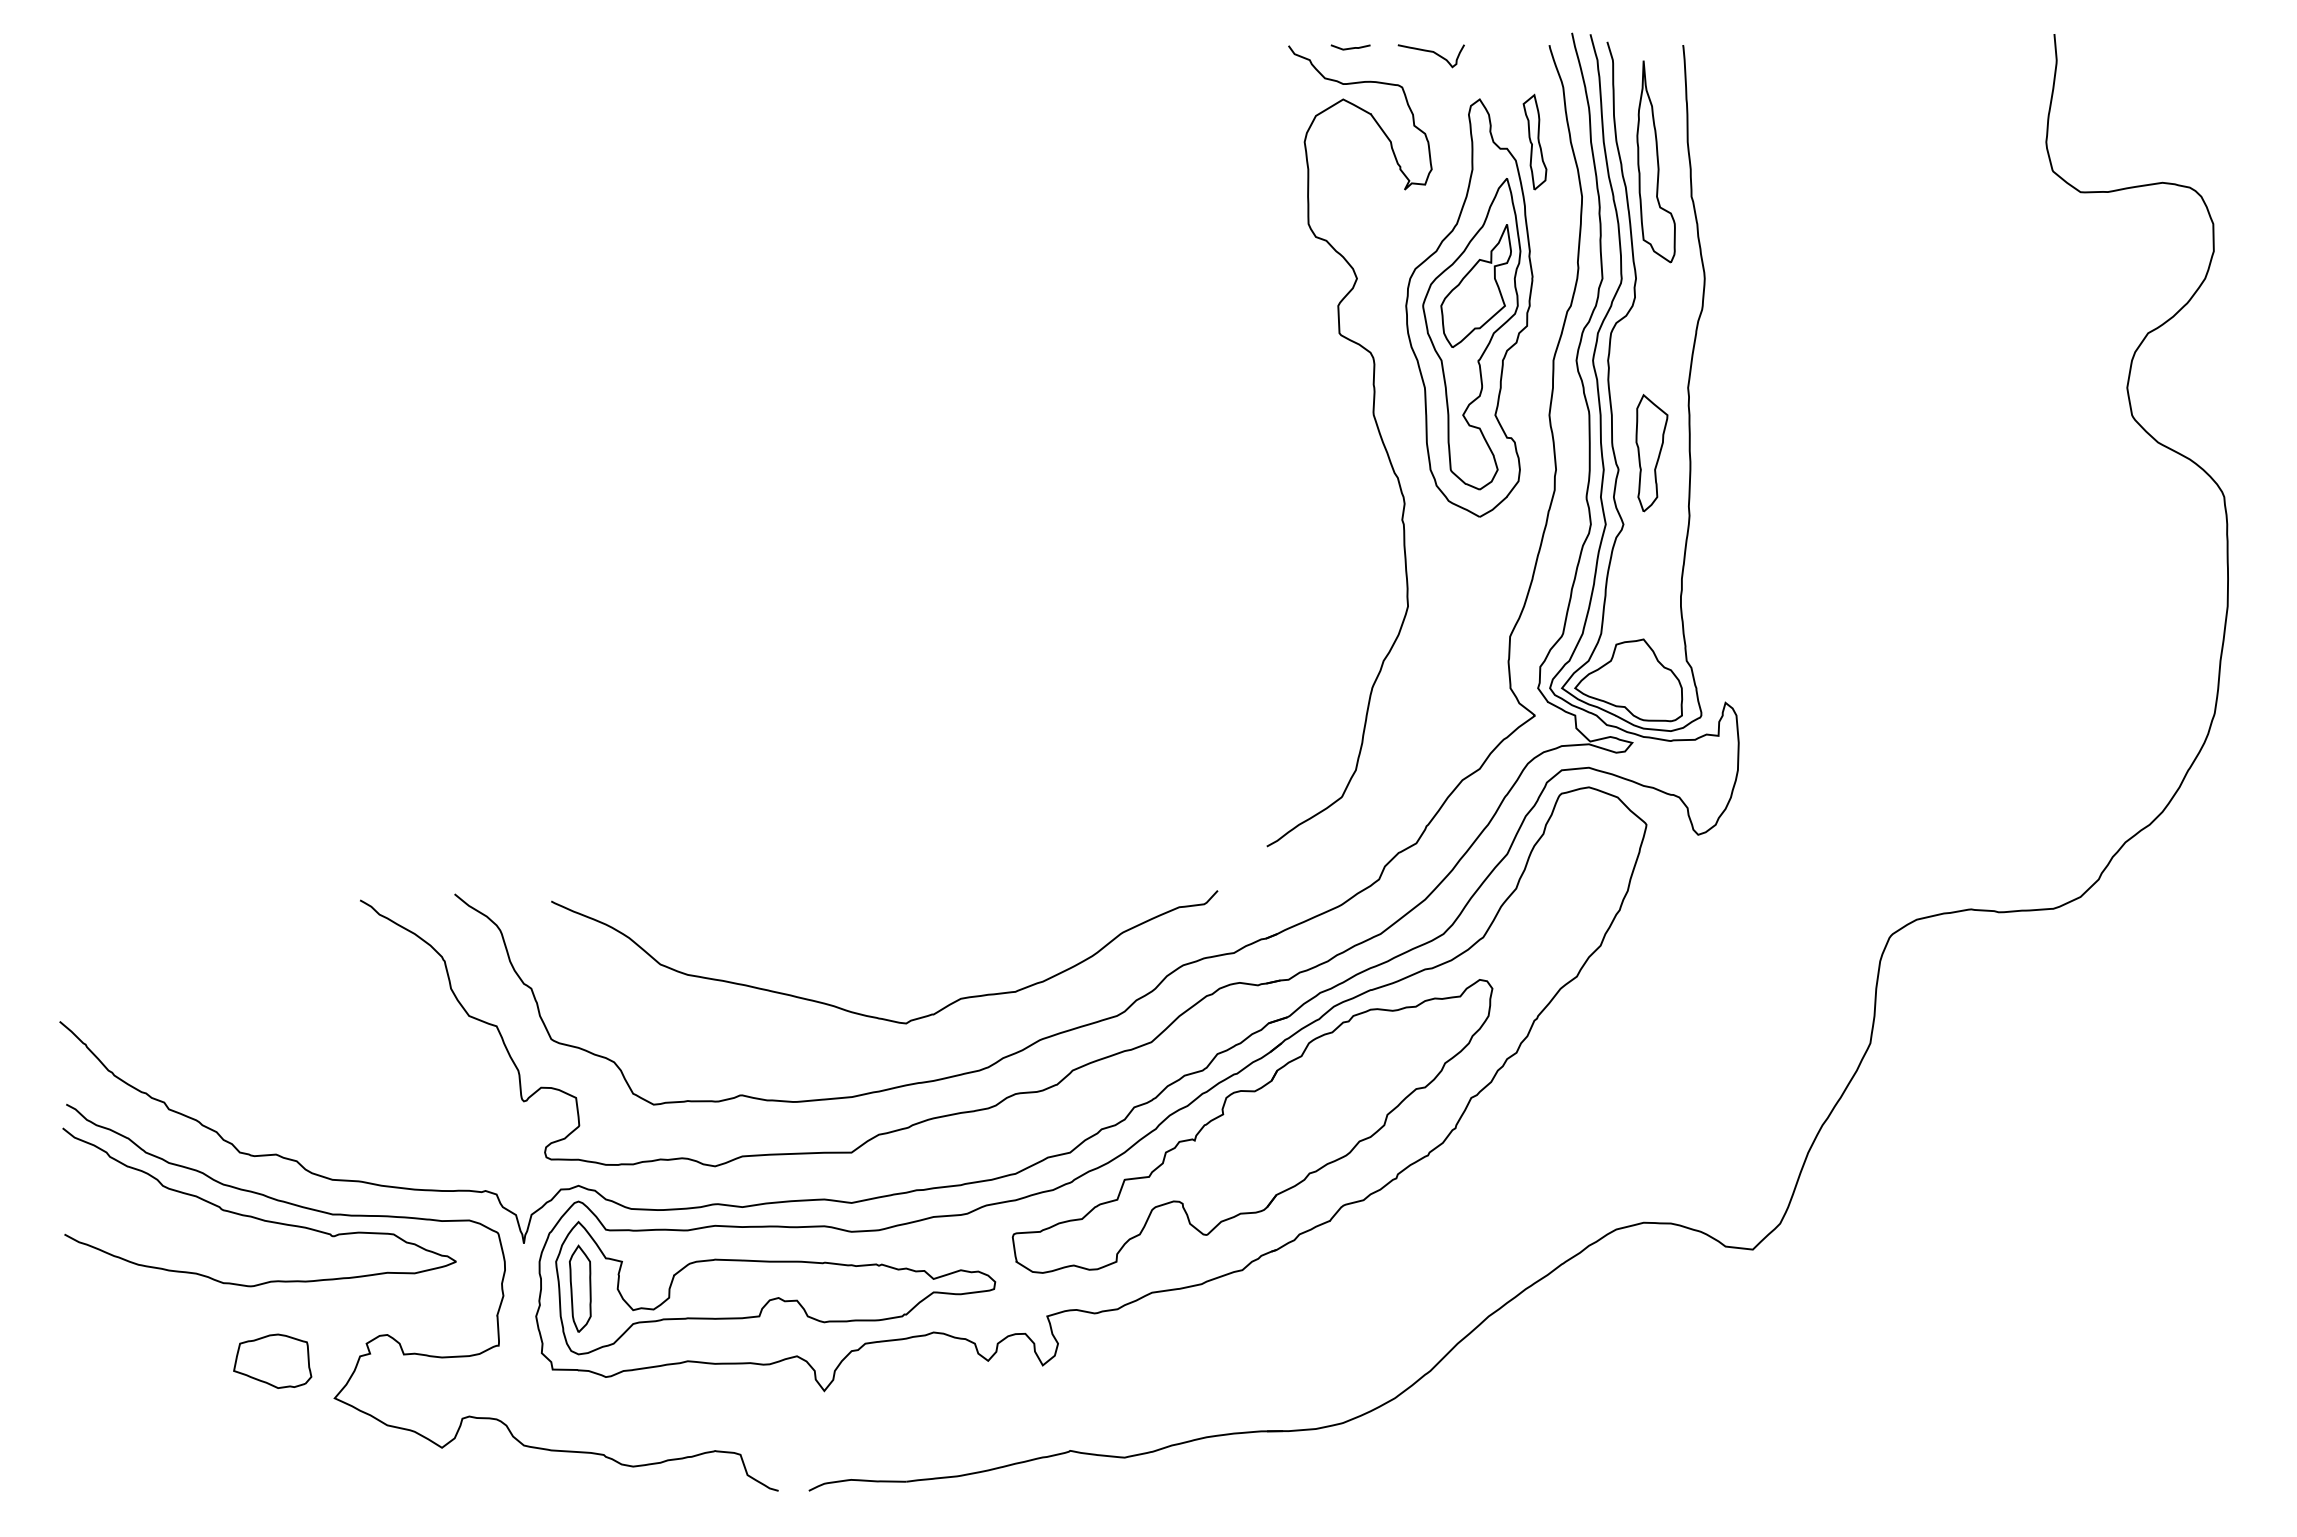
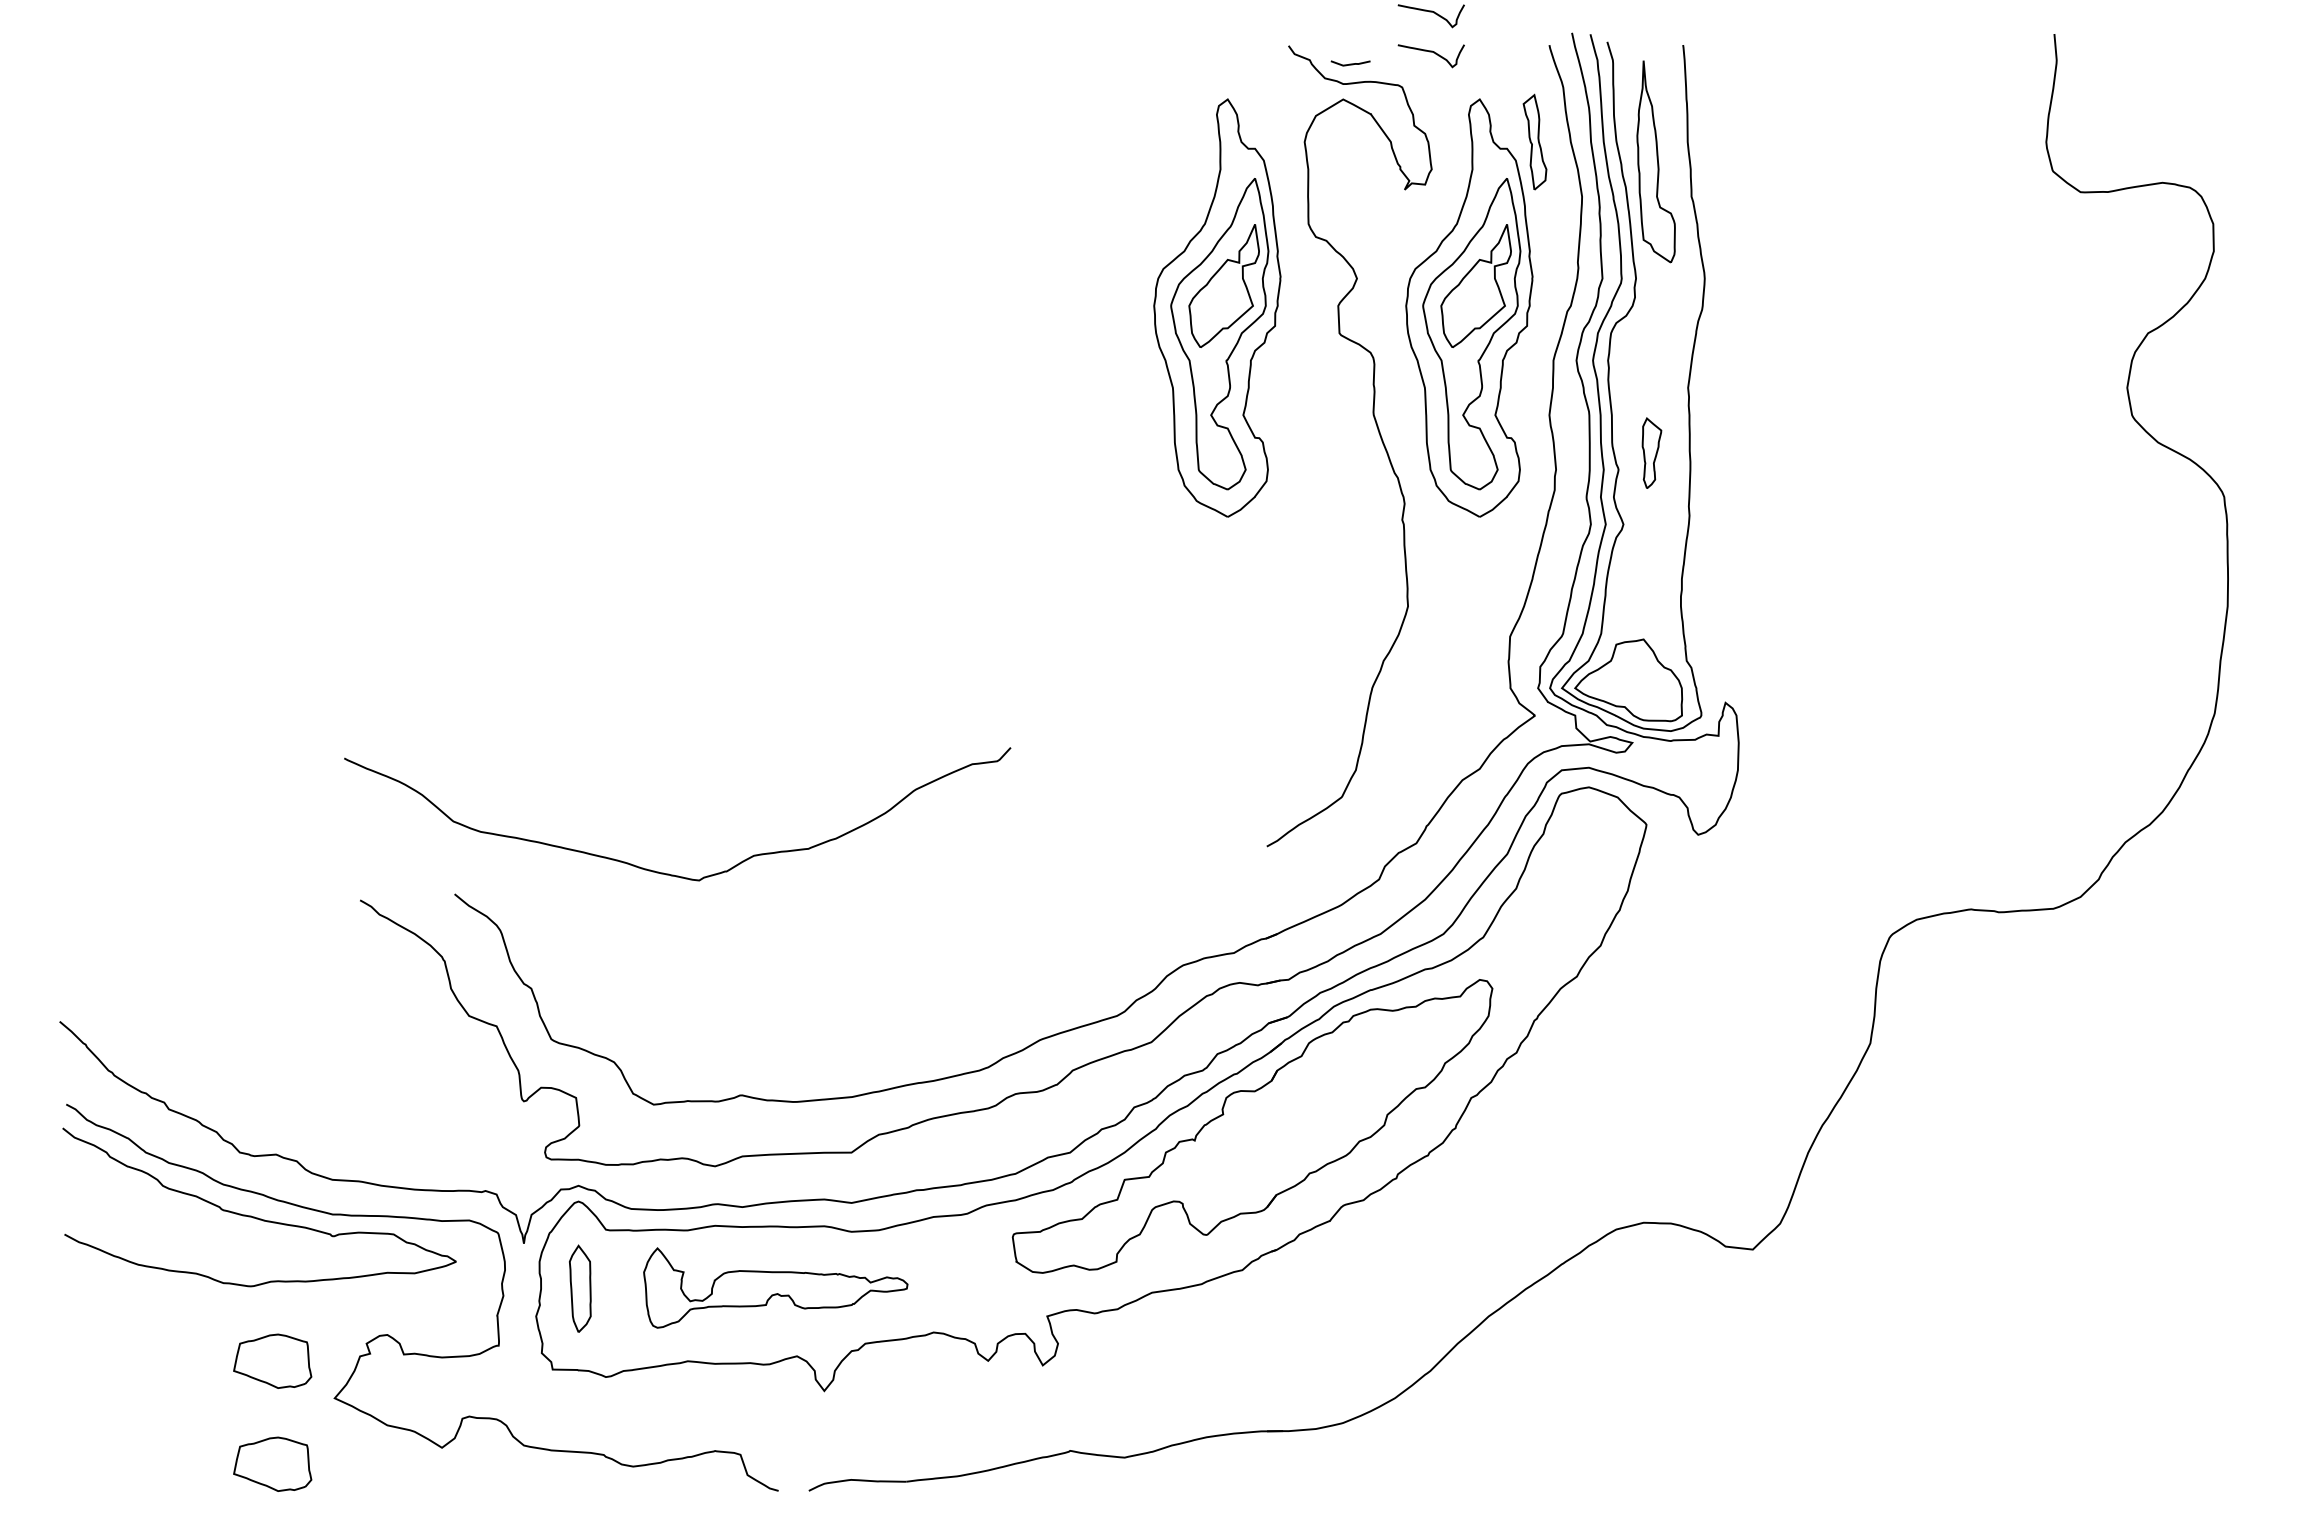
curve: none -> present (1430, 12)
line position: (1350, 47) -> (1350, 63) (1350, 63)
part: none -> present (1217, 307)
part size: 34x119 px -> 22x72 px (1651, 452)
curve position: (876, 1016) -> (669, 873) (669, 873)
part size: 442x136 px -> 266x82 px (775, 1287)
part: none -> present (272, 1463)
